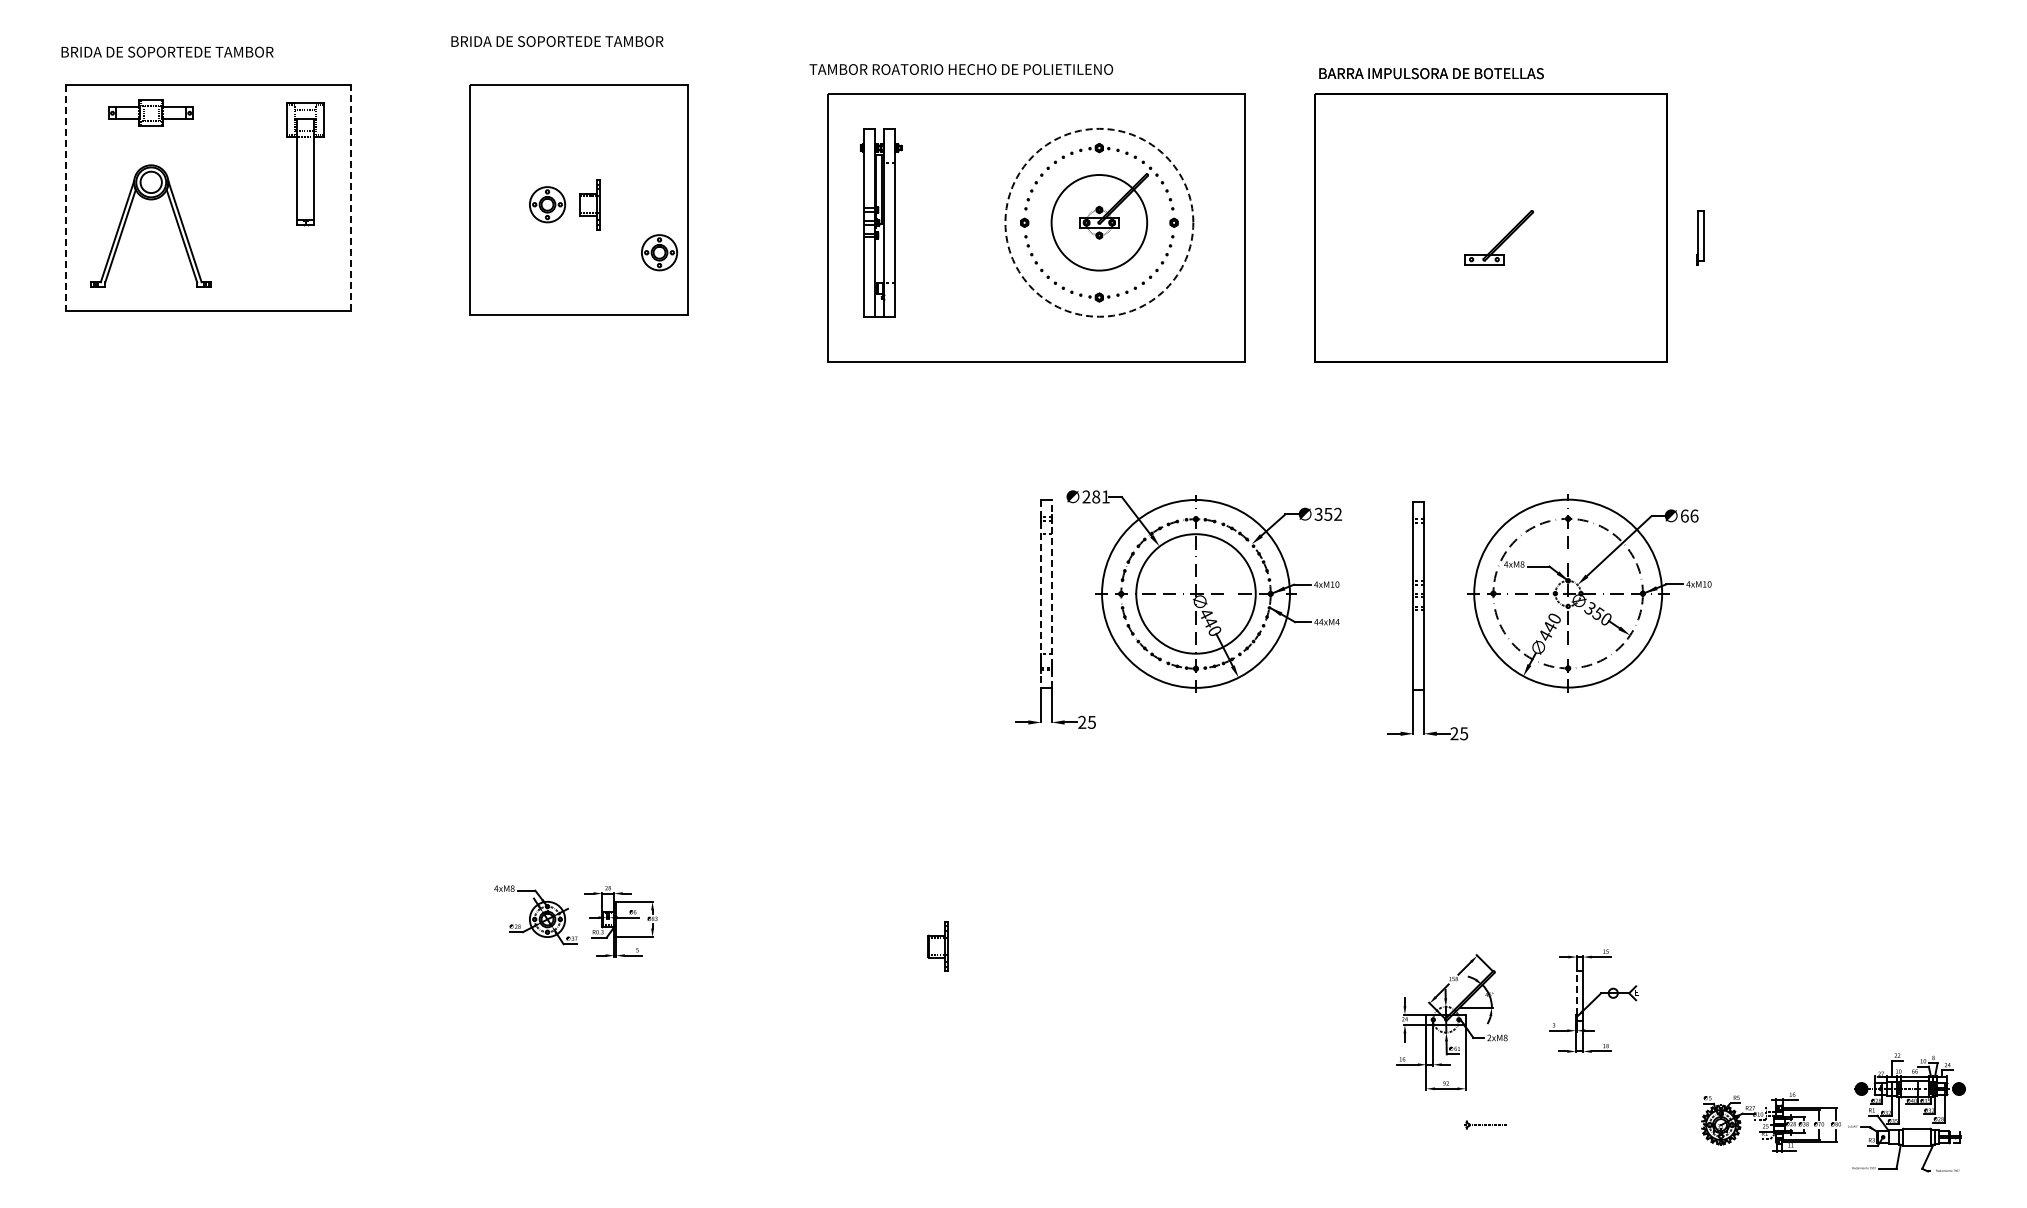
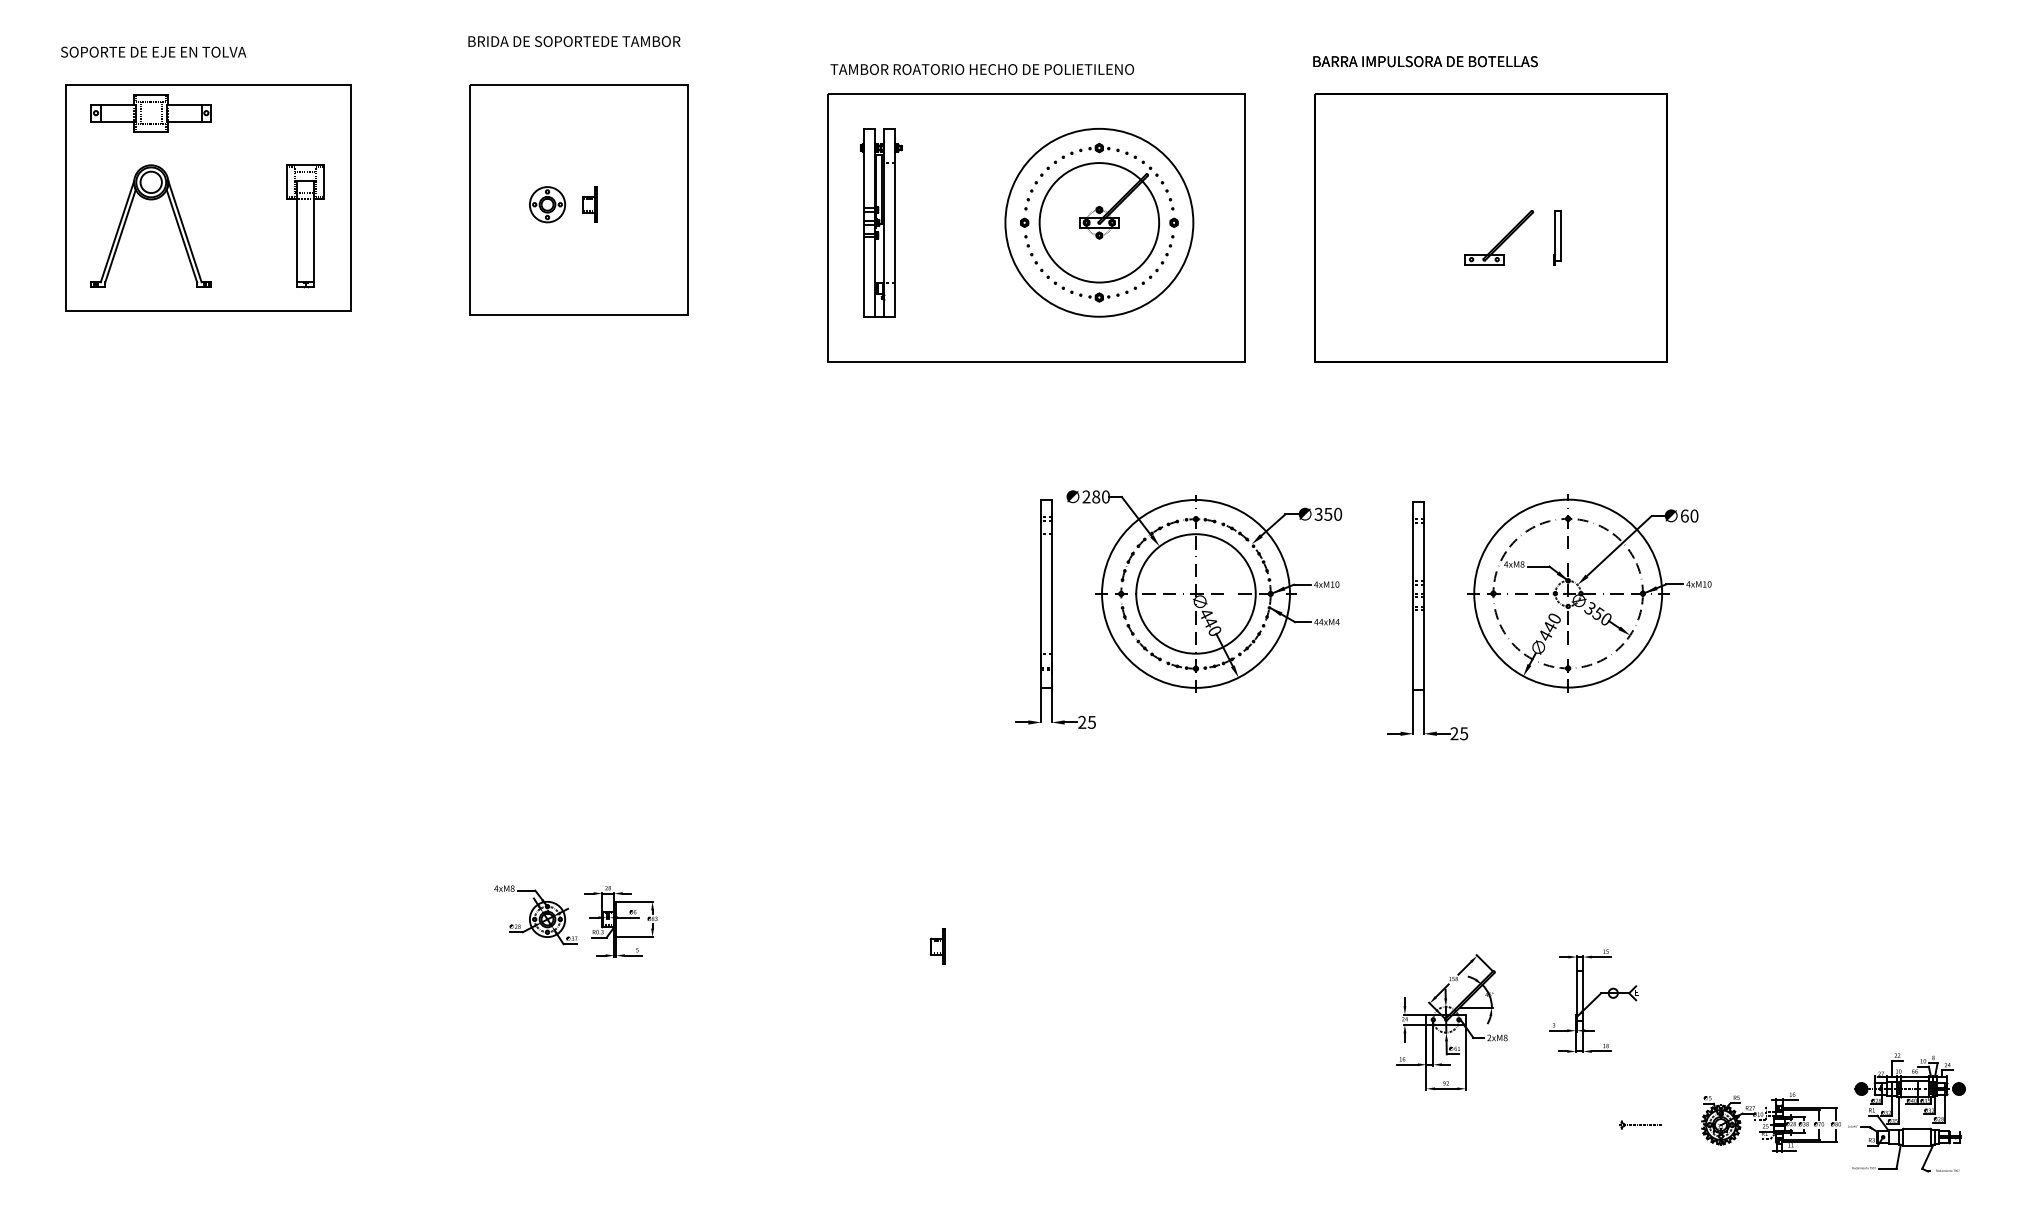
text position: (557, 41) -> (574, 41) (574, 41)
text: BRIDA DE SOPORTEDE TAMBOR -> SOPORTE DE EJE EN TOLVA (167, 51)
text position: (961, 69) -> (982, 69) (982, 69)
text position: (1431, 73) -> (1425, 61) (1425, 61)
part size: 86x28 px -> 122x39 px (150, 113)
part position: (305, 164) -> (305, 226) (305, 226)
line: dashed -> solid (65, 197)
line: dashed -> solid (350, 197)
part size: 22x52 px -> 16x37 px (589, 204)
circle diameter: 96 px -> 120 px (1099, 222)
circle: dashed -> solid (1099, 222)
part position: (1700, 237) -> (1557, 237) (1557, 237)
part: present -> none (659, 252)
text: 281 -> 280 (1105, 496)
text: 352 -> 350 (1338, 514)
text: 66 -> 60 (1694, 515)
line: dashed -> solid (1041, 593)
line: dashed -> solid (1051, 593)
part size: 22x51 px -> 17x37 px (937, 946)
line: dashed -> solid (1576, 992)
part position: (1485, 1124) -> (1640, 1124) (1640, 1124)
